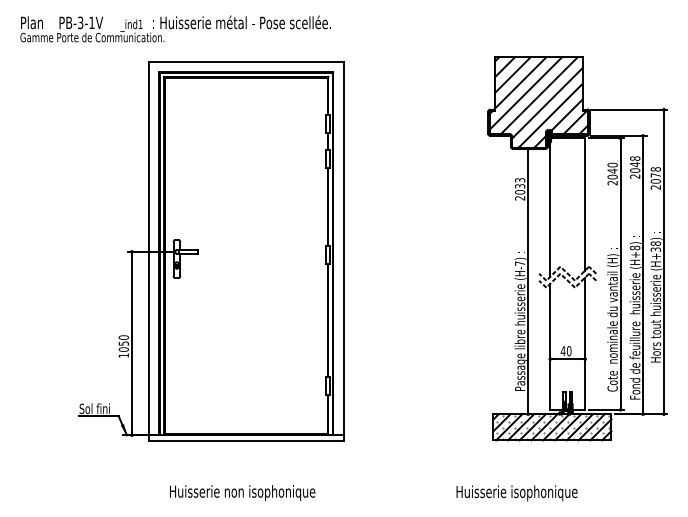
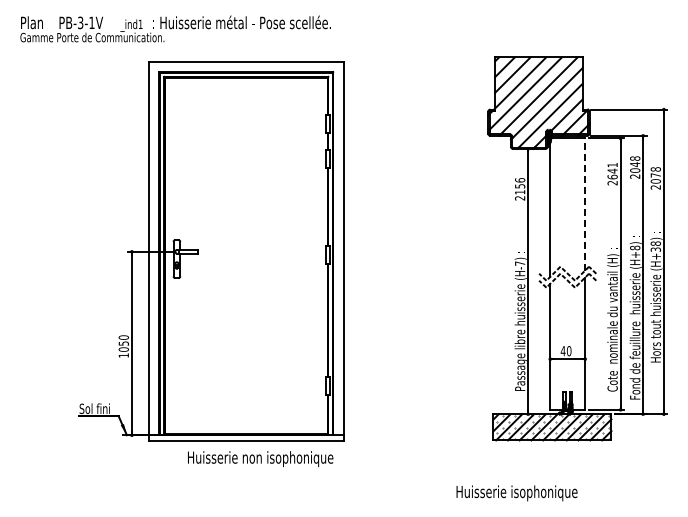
text: 2040 -> 2641 (612, 170)
text: 2033 -> 2156 (520, 186)
line: solid -> dashed (585, 203)
text position: (242, 492) -> (260, 458) (260, 458)
